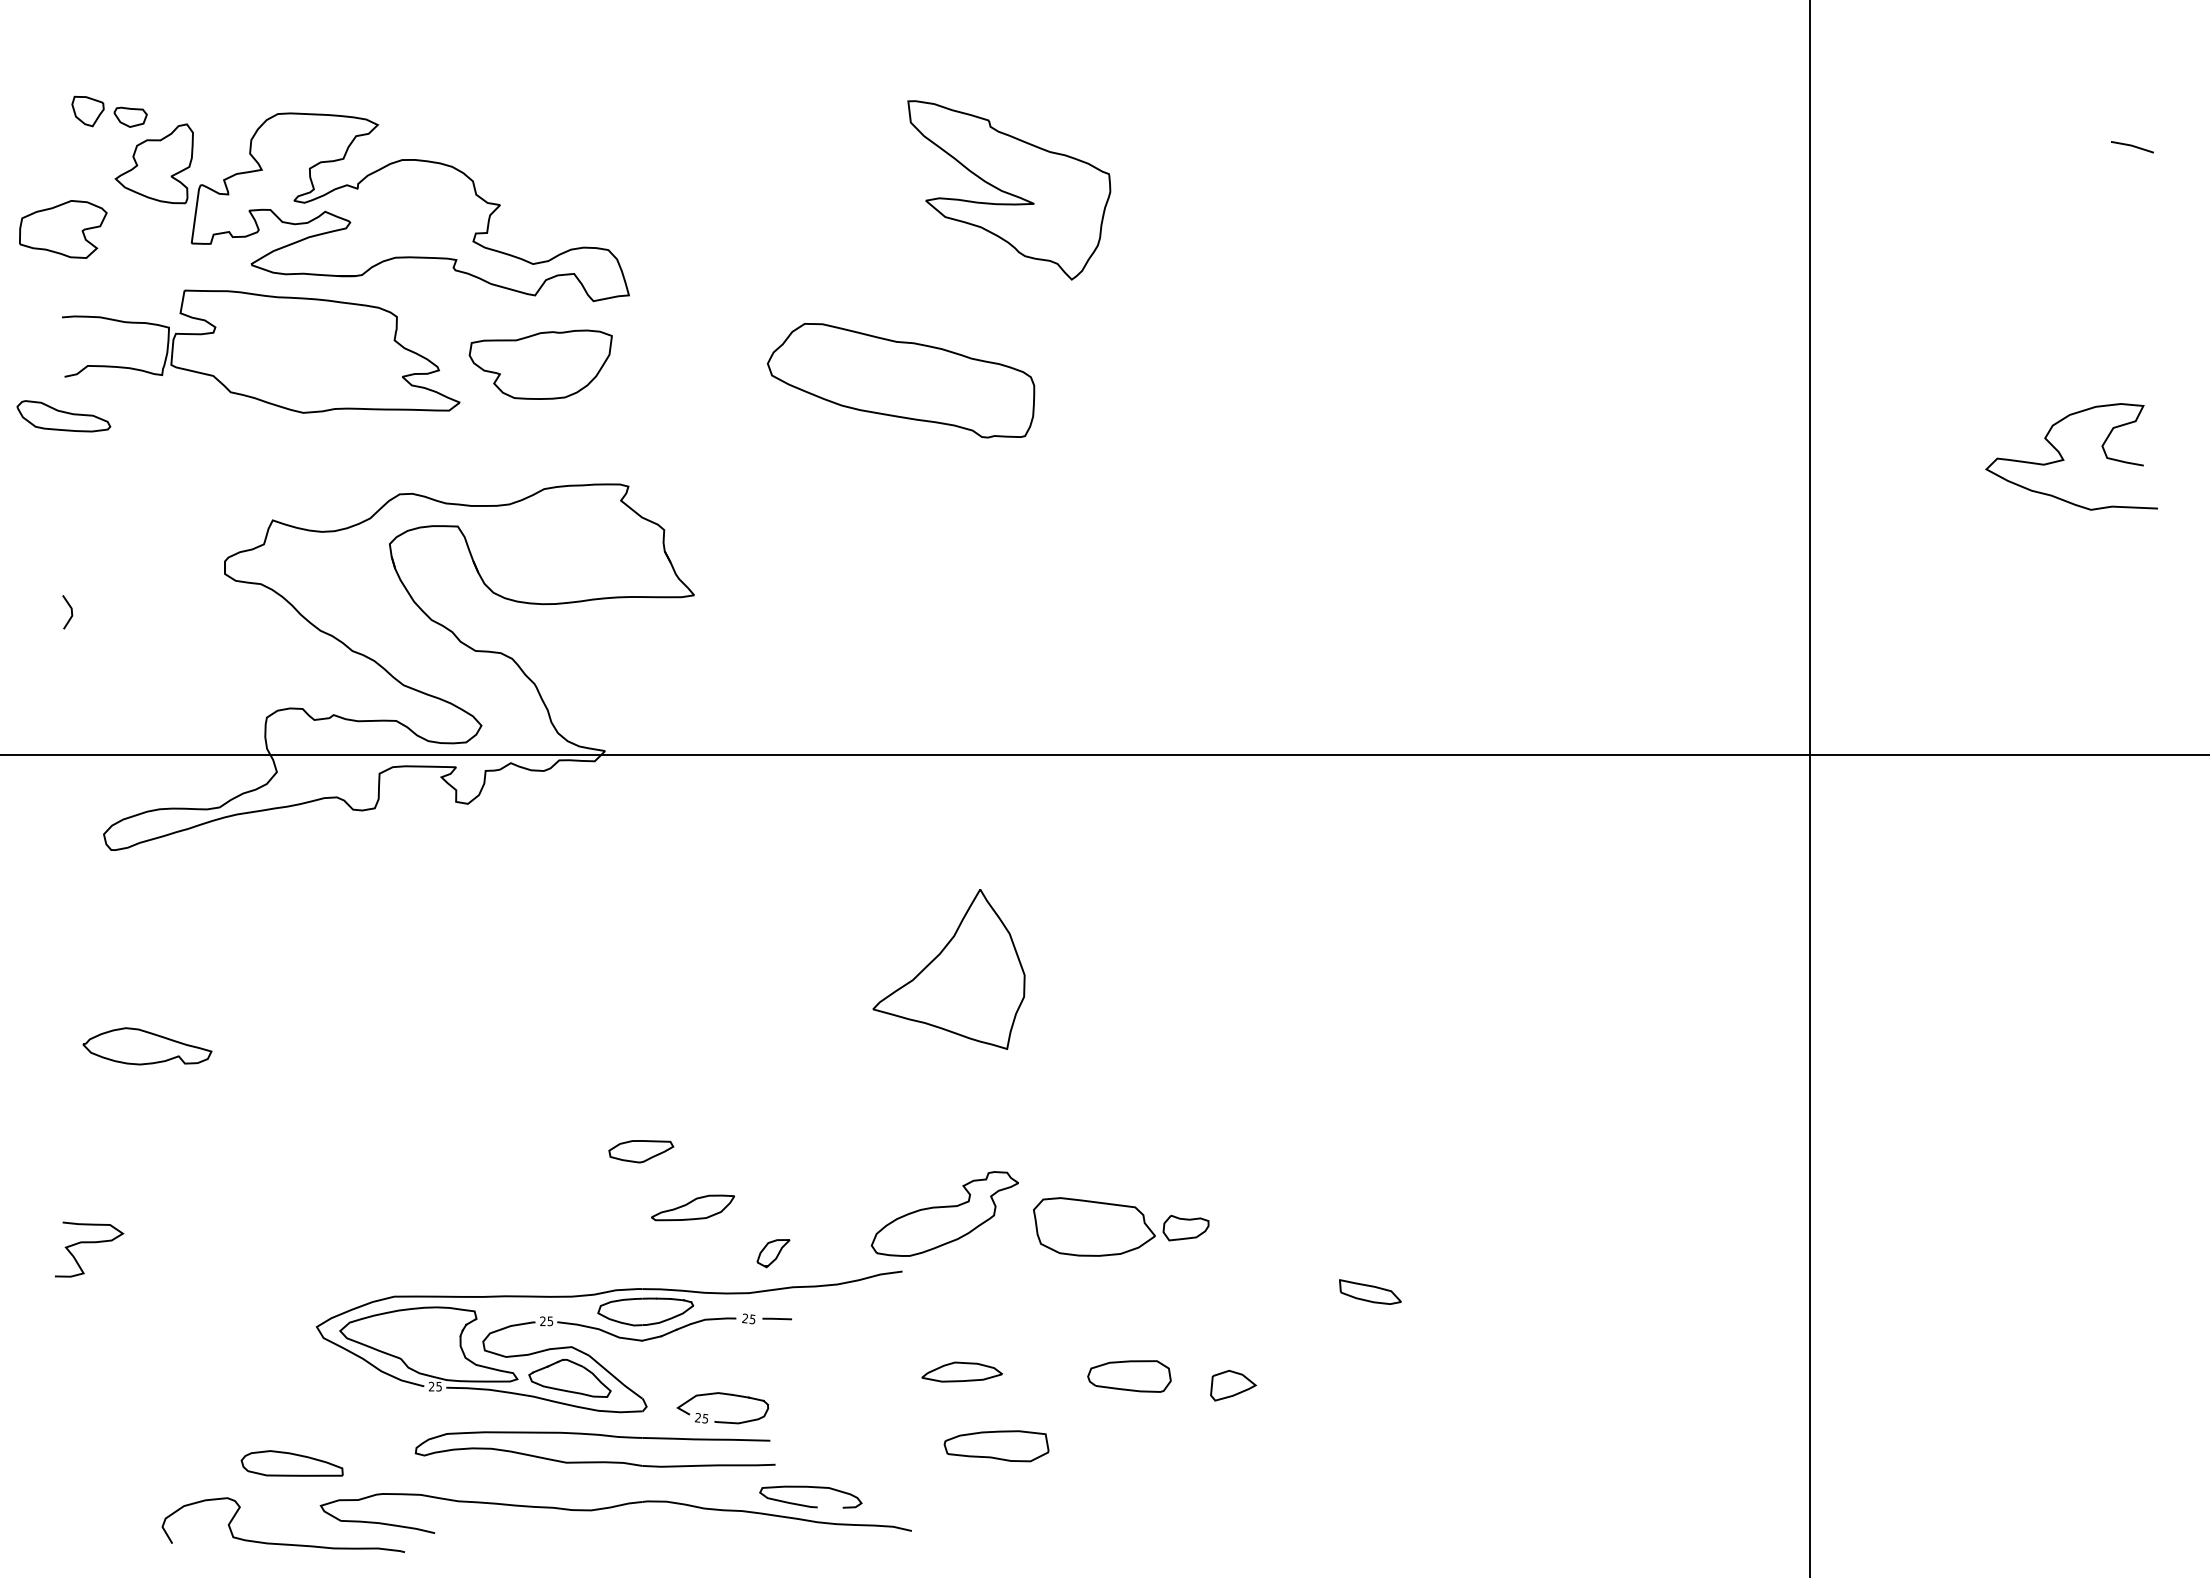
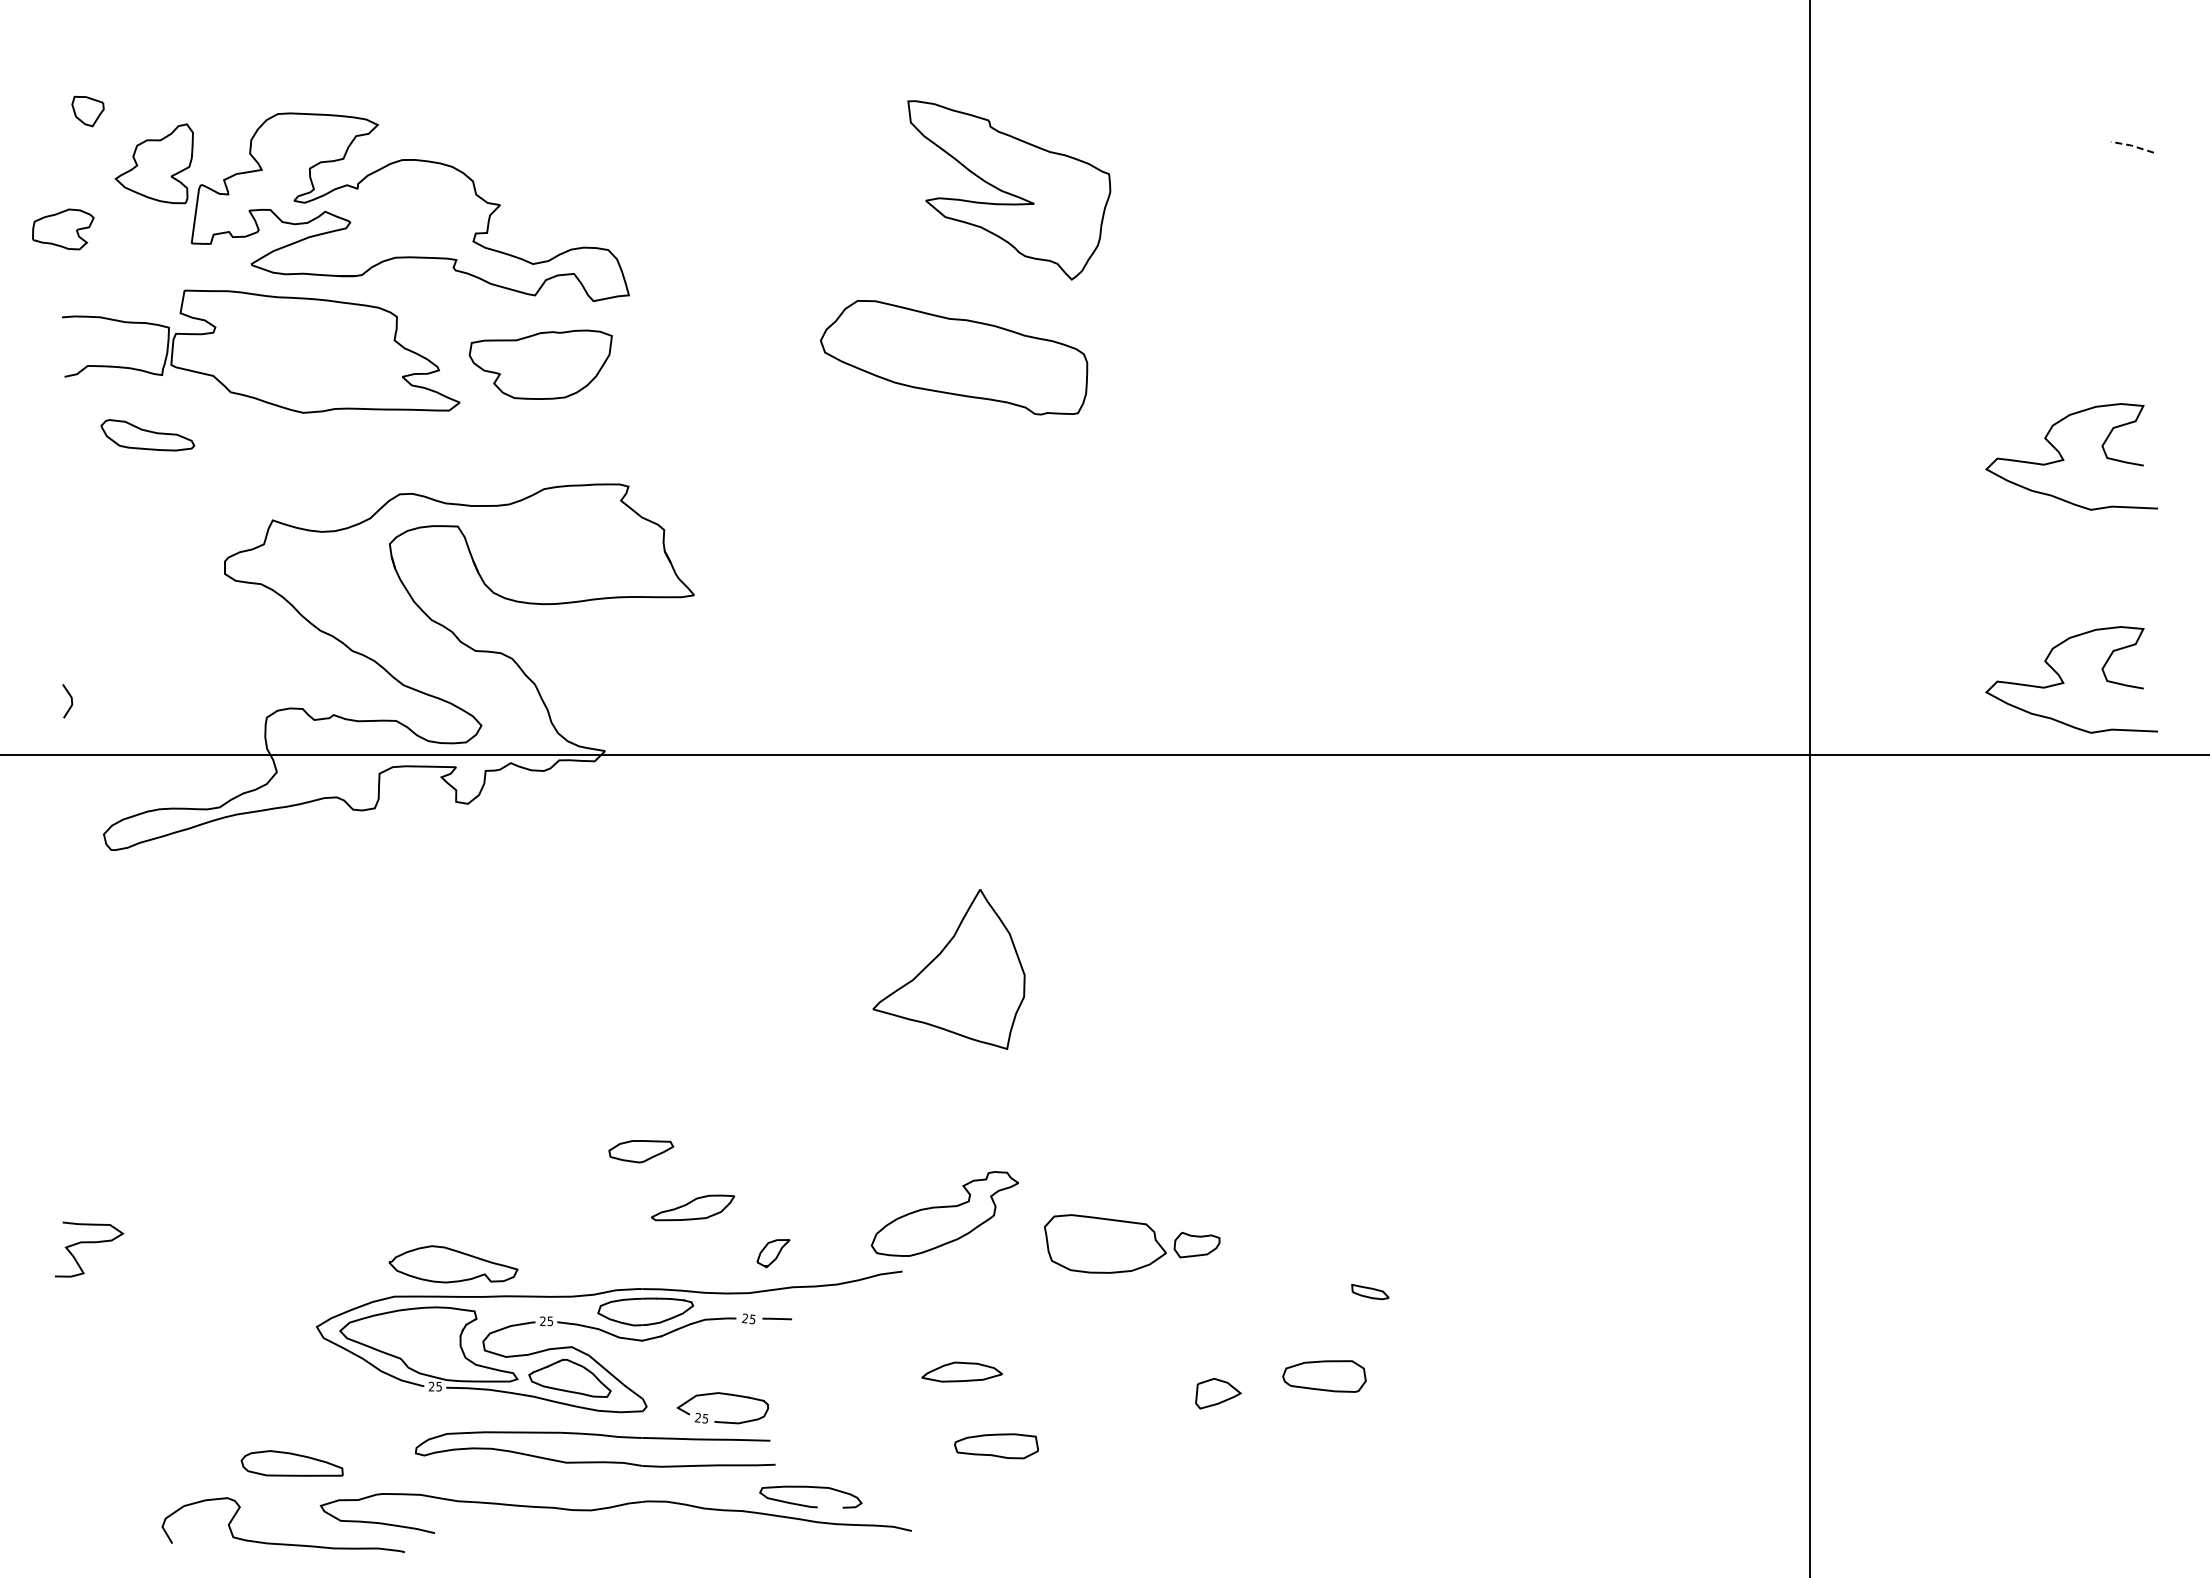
part: present -> none (130, 116)
line: solid -> dashed (2131, 145)
part size: 89x59 px -> 63x43 px (63, 229)
part position: (901, 380) -> (954, 357) (954, 357)
part position: (63, 416) -> (147, 435) (147, 435)
line position: (71, 612) -> (71, 701) (71, 701)
curve: none -> present (2064, 682)
part position: (147, 1046) -> (453, 1264) (453, 1264)
part position: (1121, 1226) -> (1132, 1243) (1132, 1243)
part size: 63x26 px -> 39x17 px (1370, 1292)
part position: (1129, 1376) -> (1324, 1376) (1324, 1376)
part position: (1233, 1385) -> (1218, 1393) (1218, 1393)
part size: 107x33 px -> 85x27 px (996, 1446)
